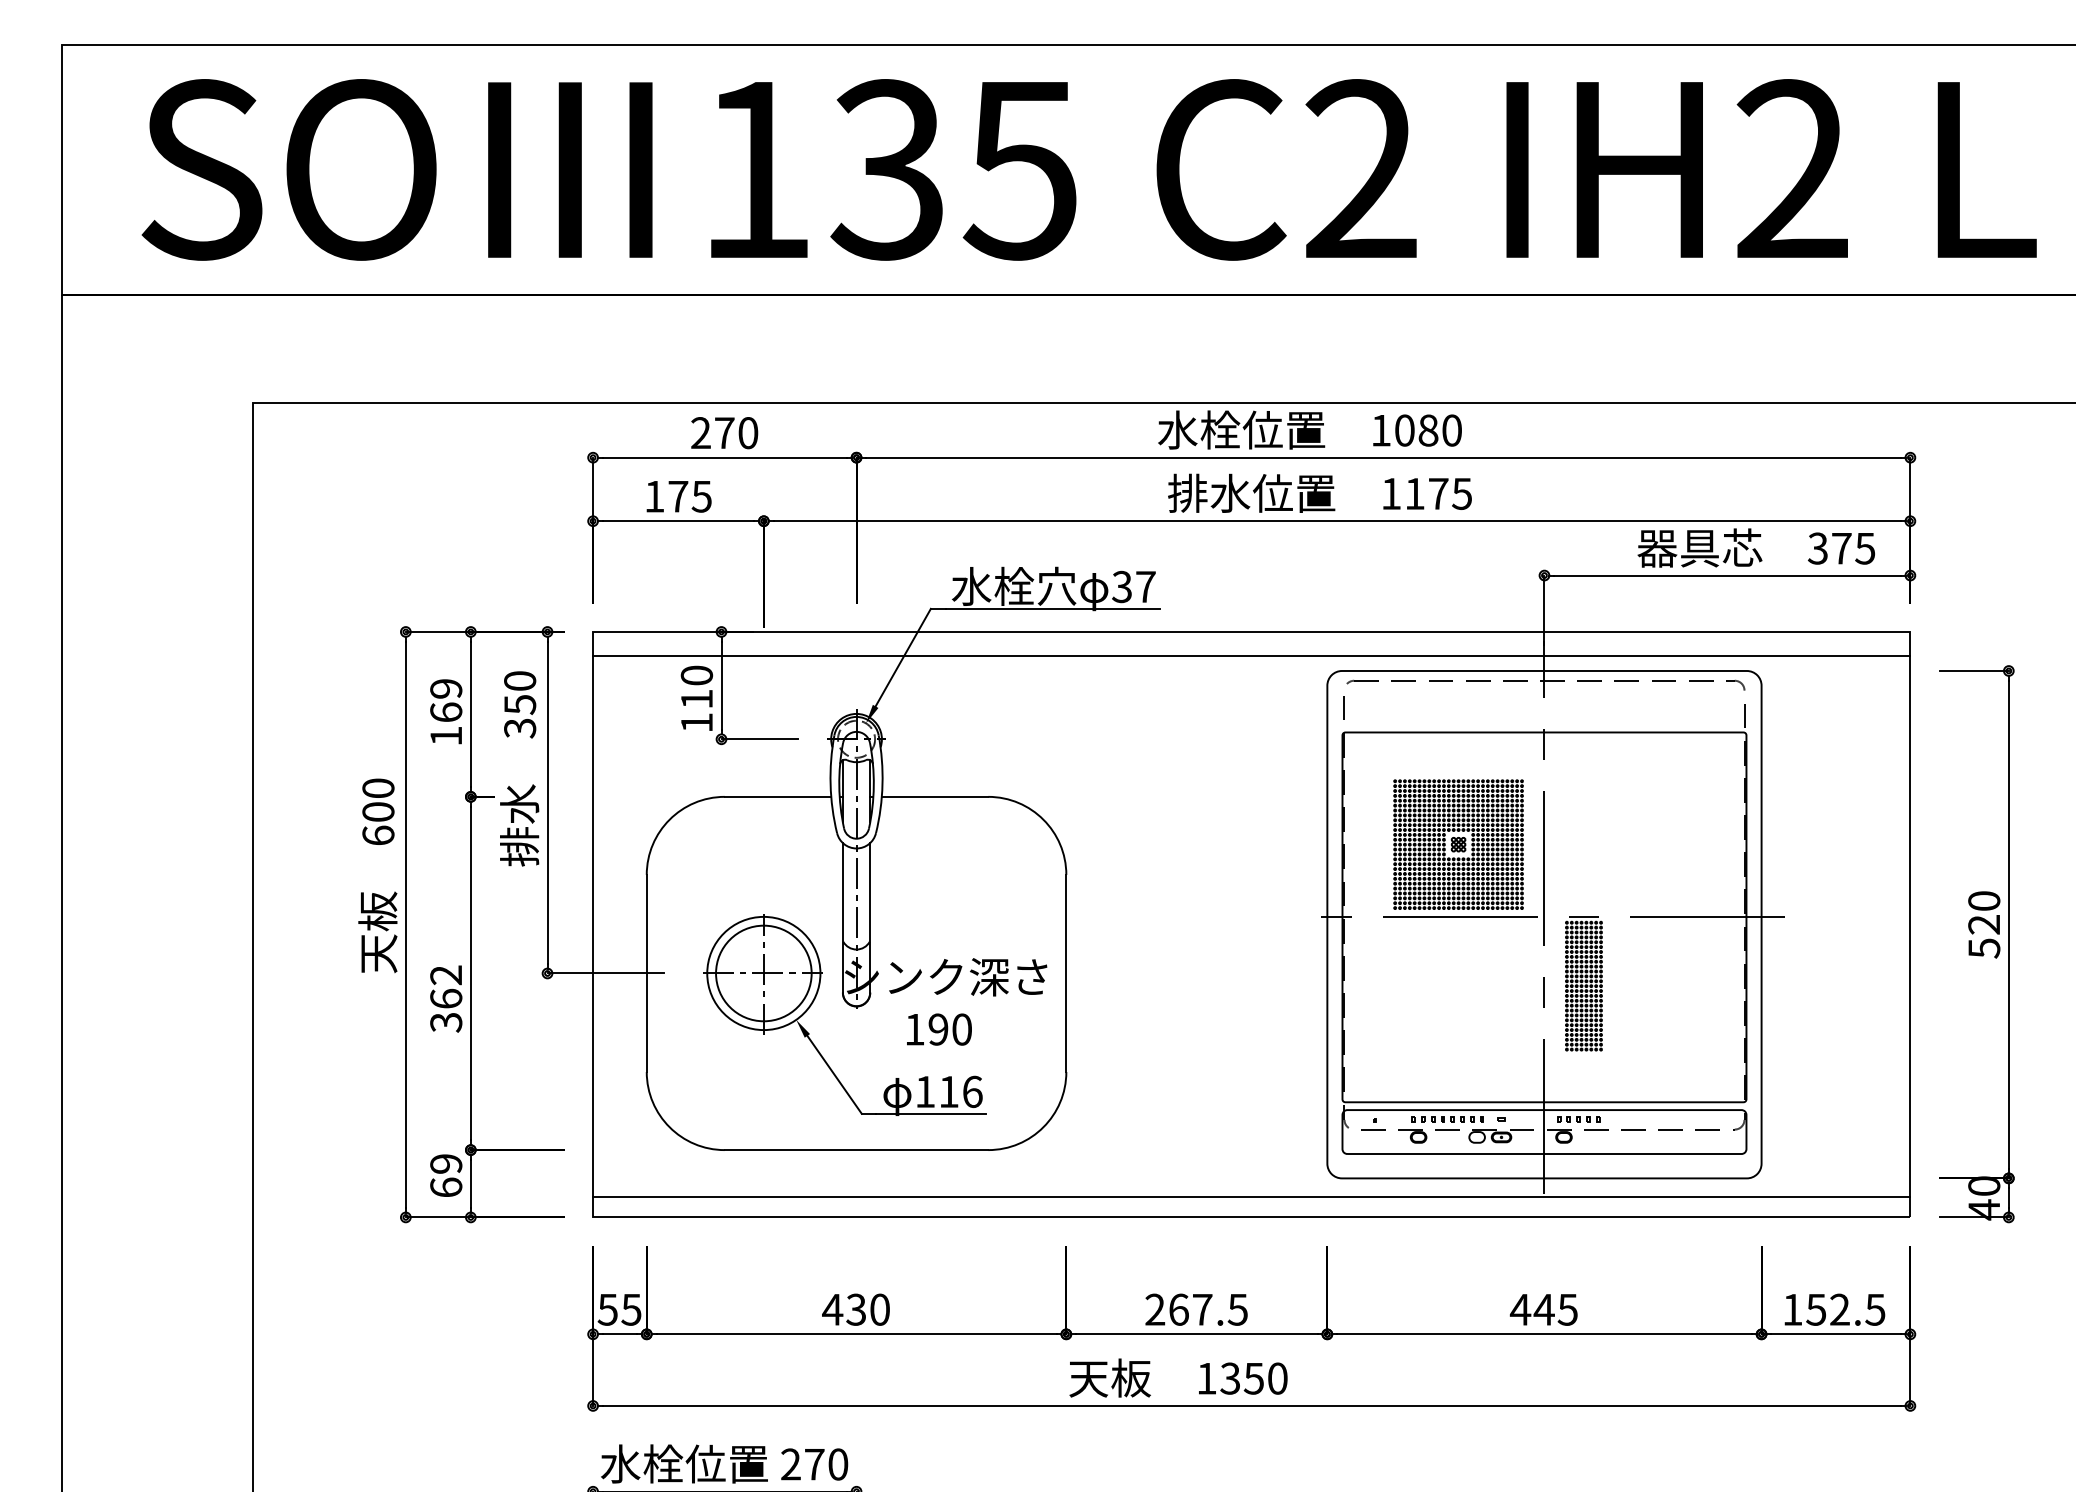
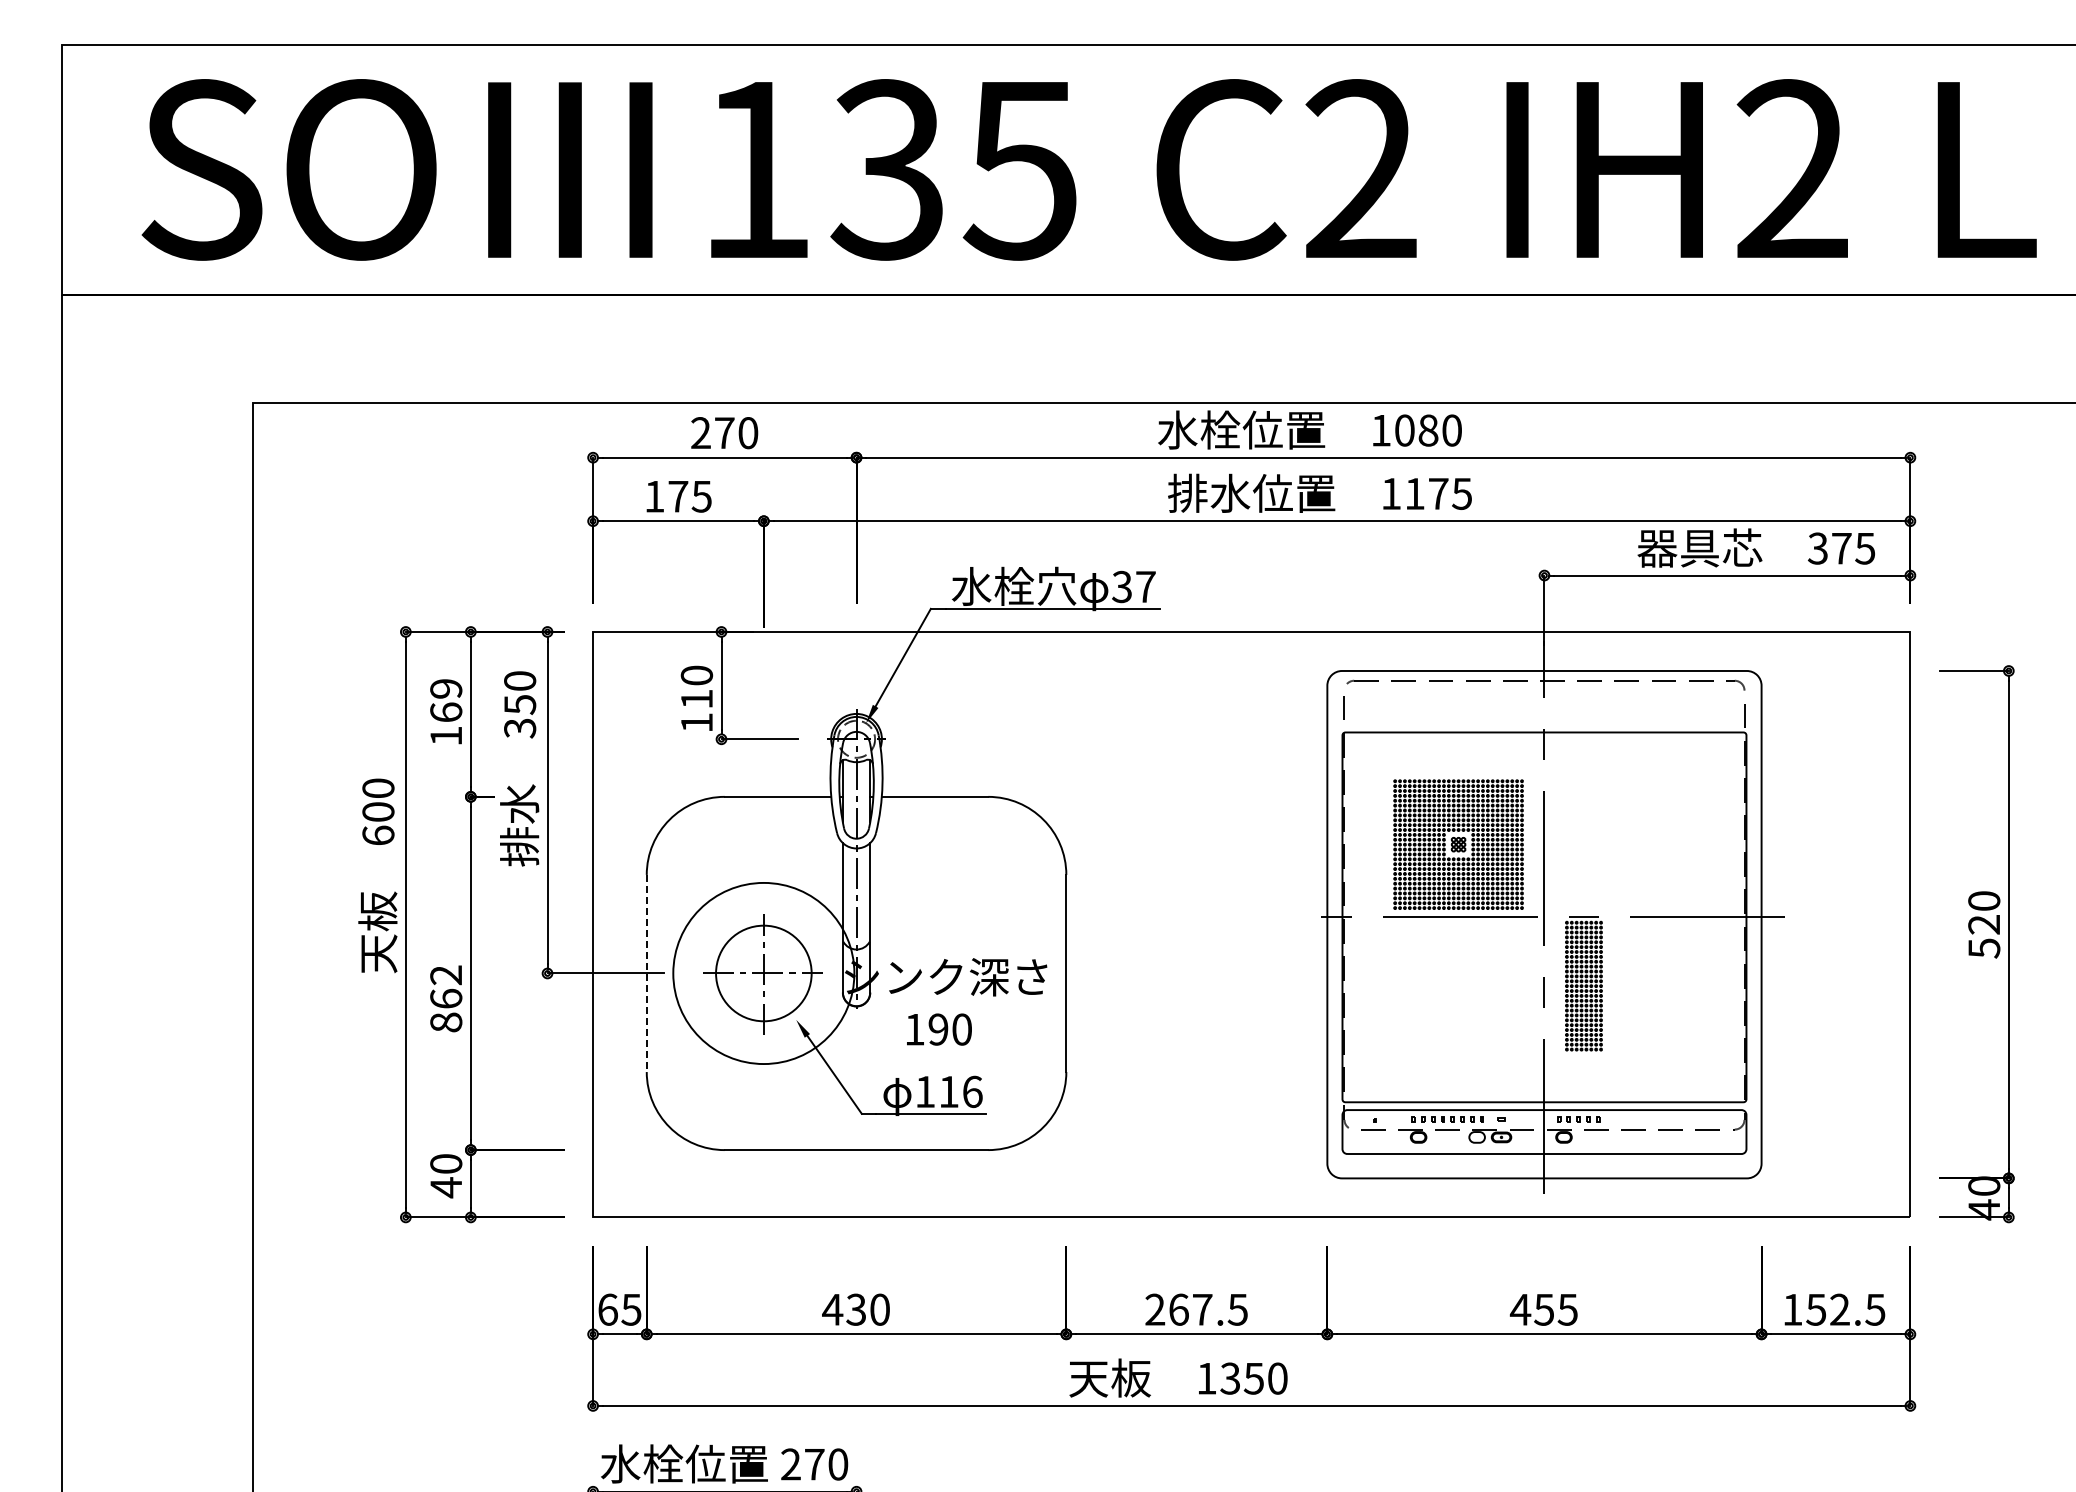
line: present -> none (1251, 656)
line: solid -> dashed (646, 973)
circle diameter: 113 px -> 181 px (763, 973)
text: 362 -> 862 (446, 1022)
text: 69 -> 40 (446, 1176)
line: present -> none (1251, 1196)
text: 55 -> 65 (607, 1309)
text: 445 -> 455 (1543, 1309)
